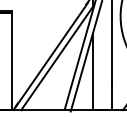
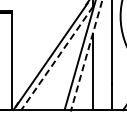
line: solid -> dashed (86, 56)
line: solid -> dashed (56, 58)
